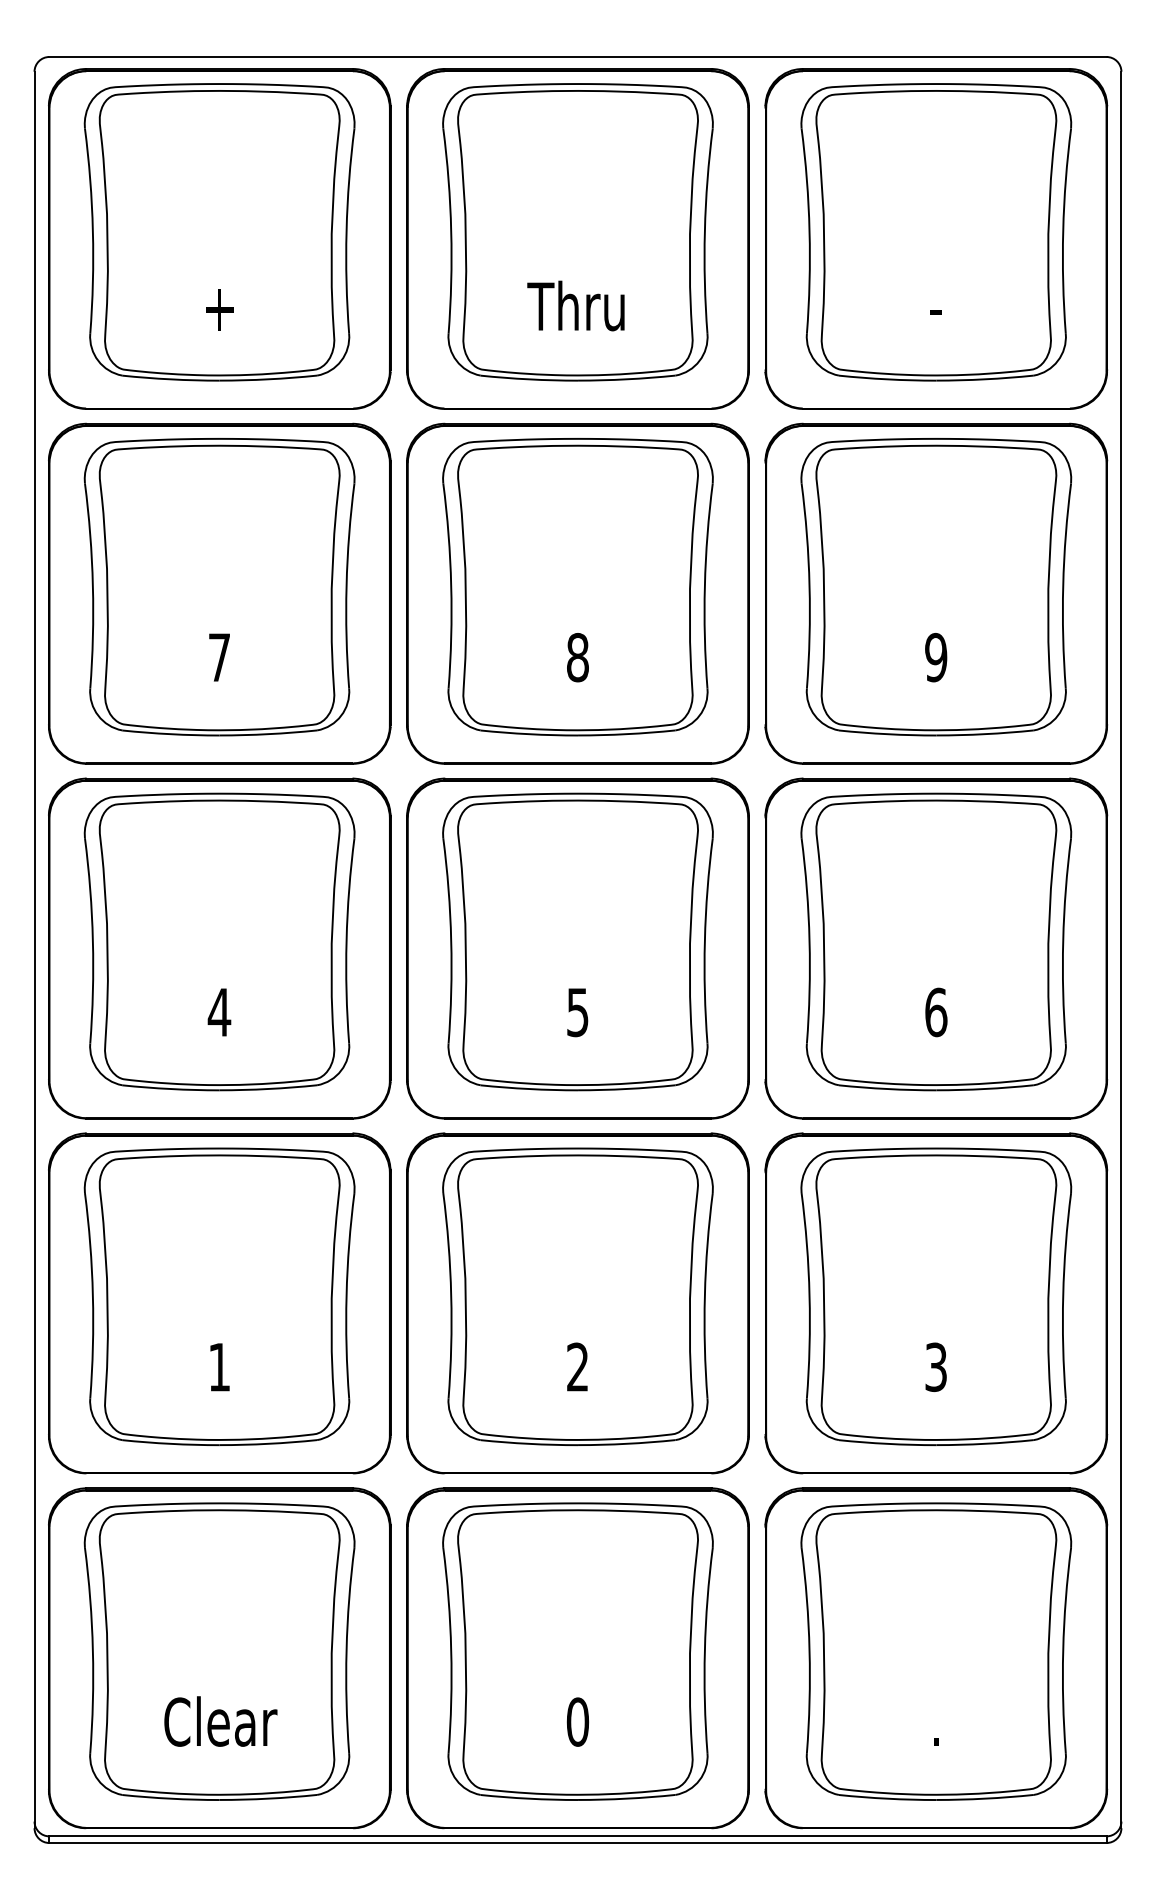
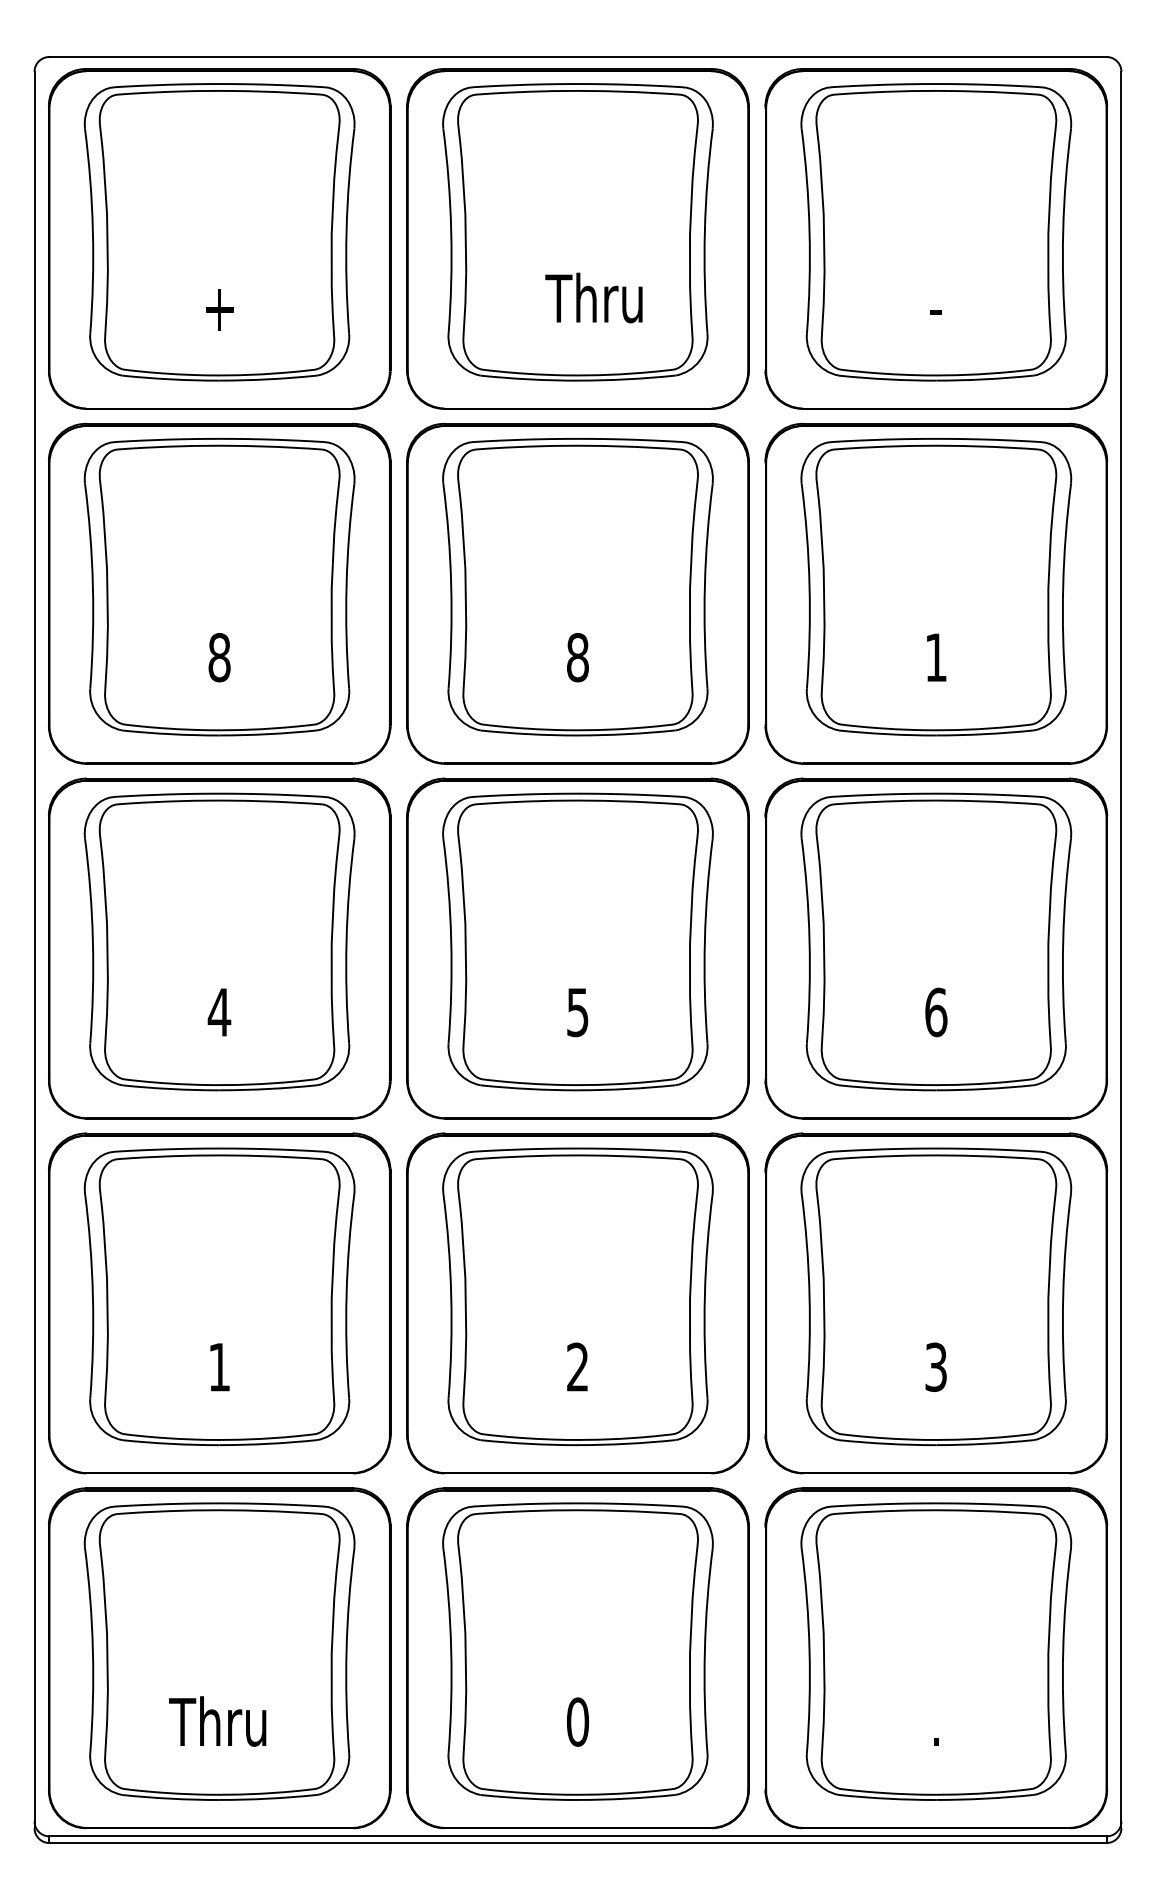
text position: (575, 305) -> (593, 297) (593, 297)
text: 7 -> 8 (219, 657)
text: 9 -> 1 (936, 657)
text: Clear -> Thru (220, 1721)
